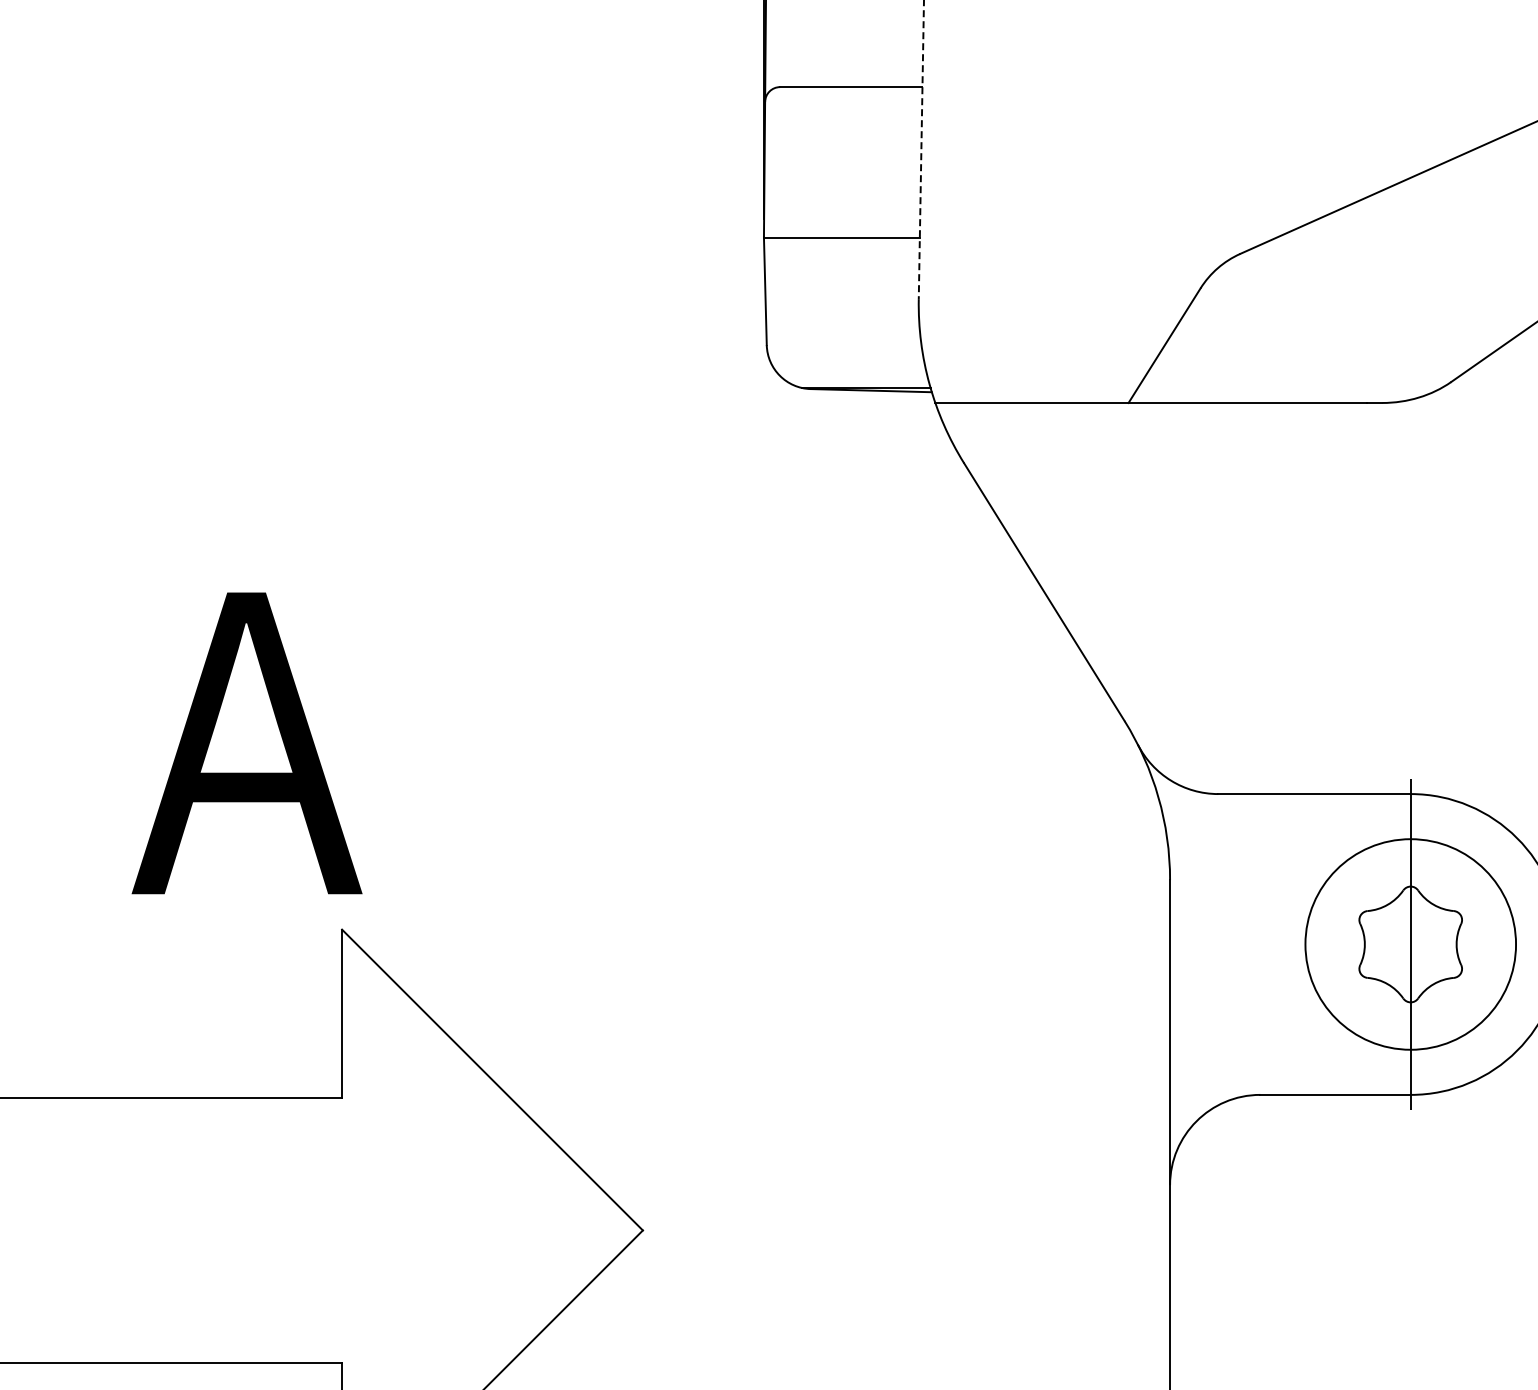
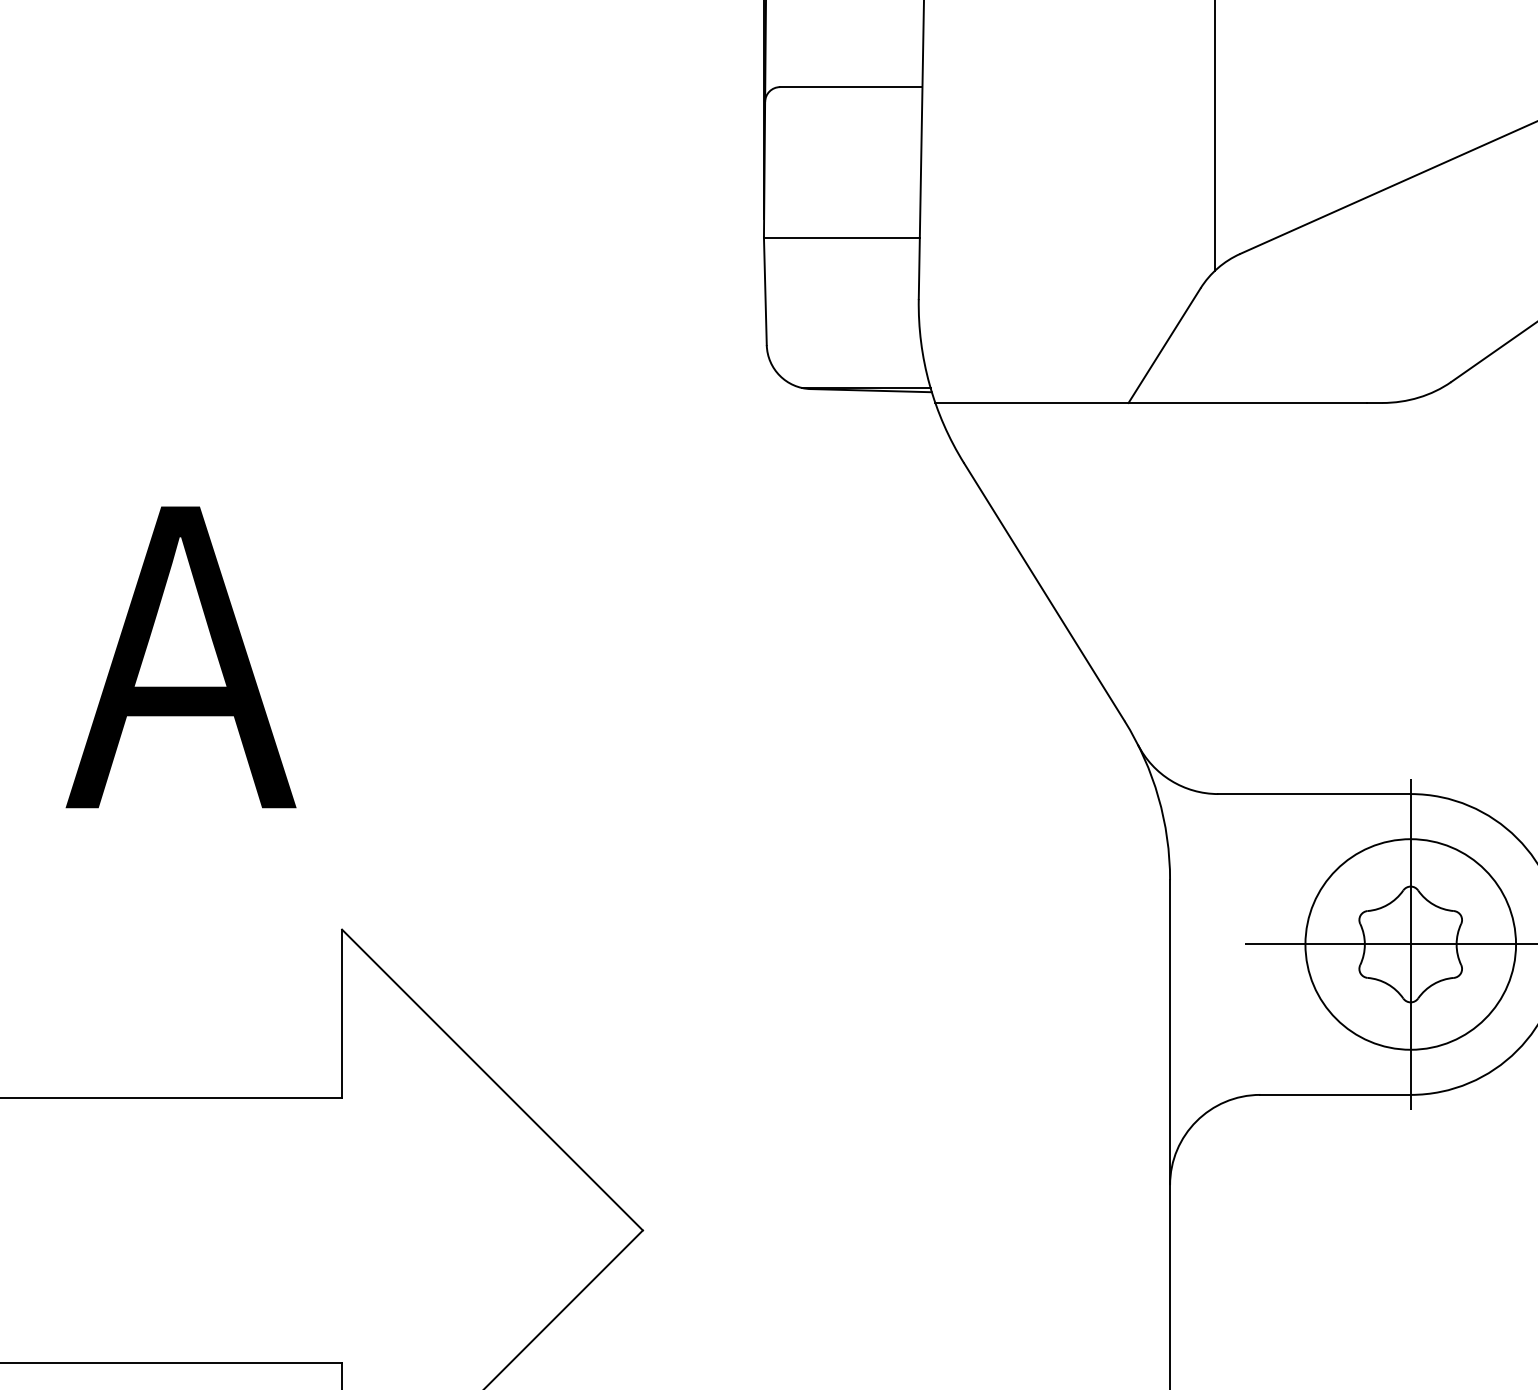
line: none -> present (1215, 136)
line: dashed -> solid (921, 150)
text position: (246, 743) -> (180, 657) (180, 657)
line: none -> present (1389, 944)
